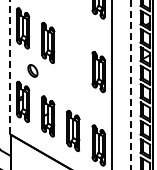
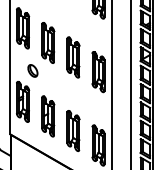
part: none -> present (73, 57)
line: dashed -> solid (10, 67)
line: dashed -> solid (130, 84)
